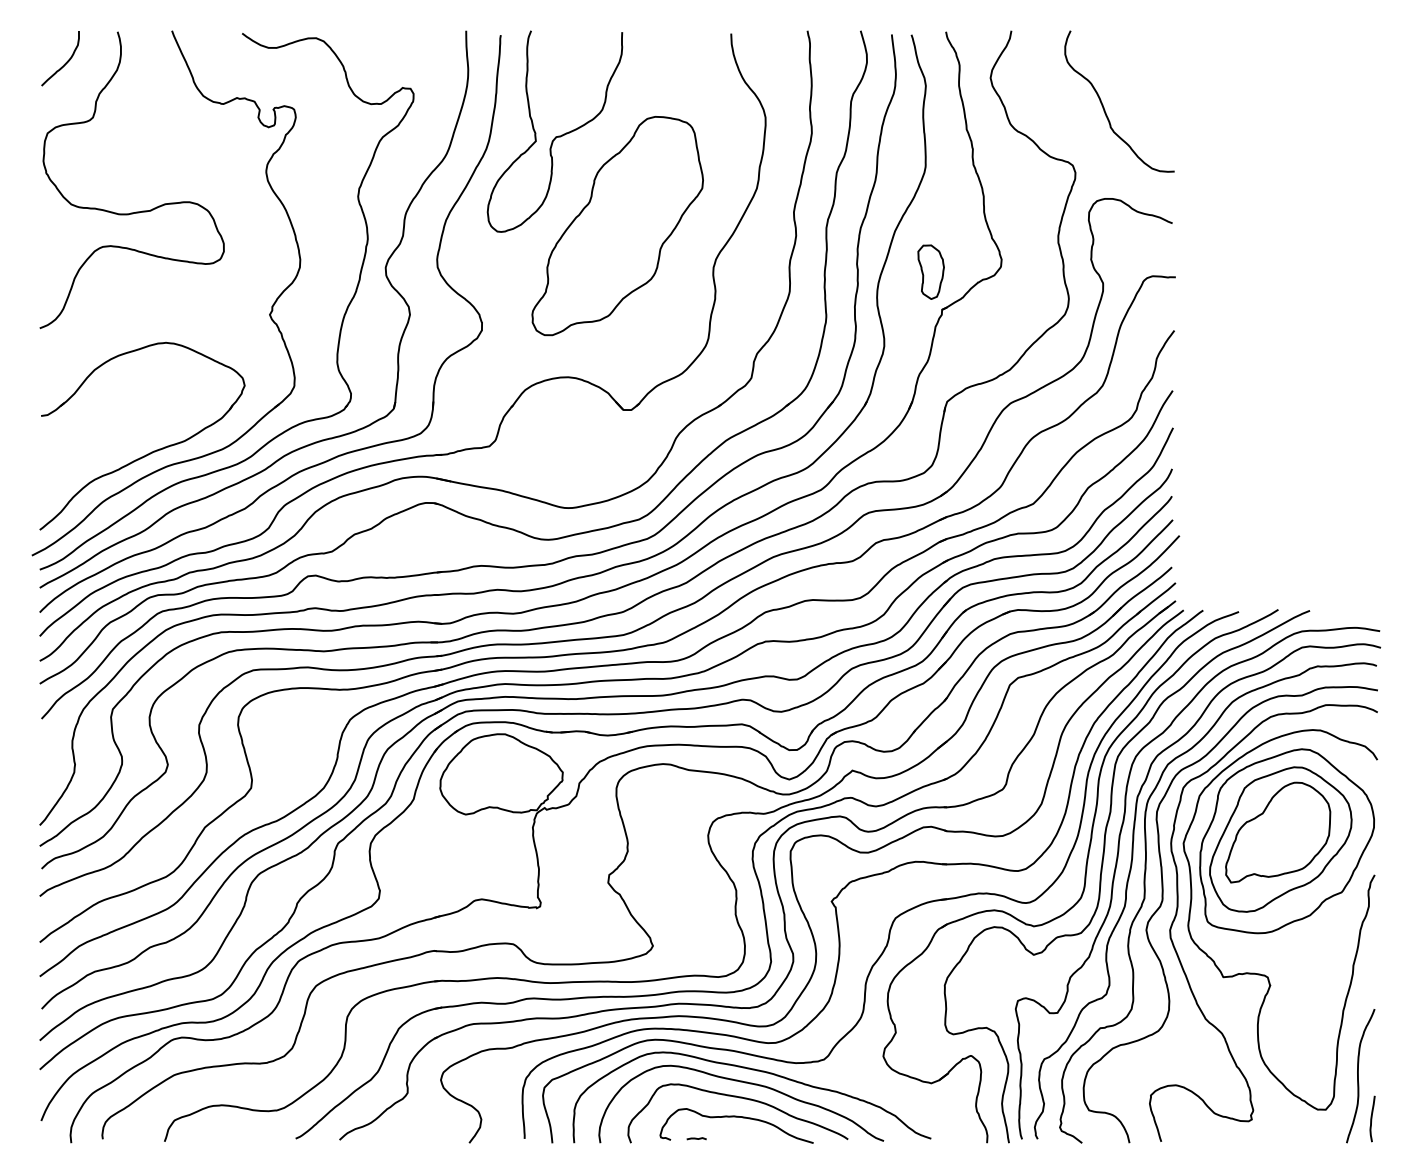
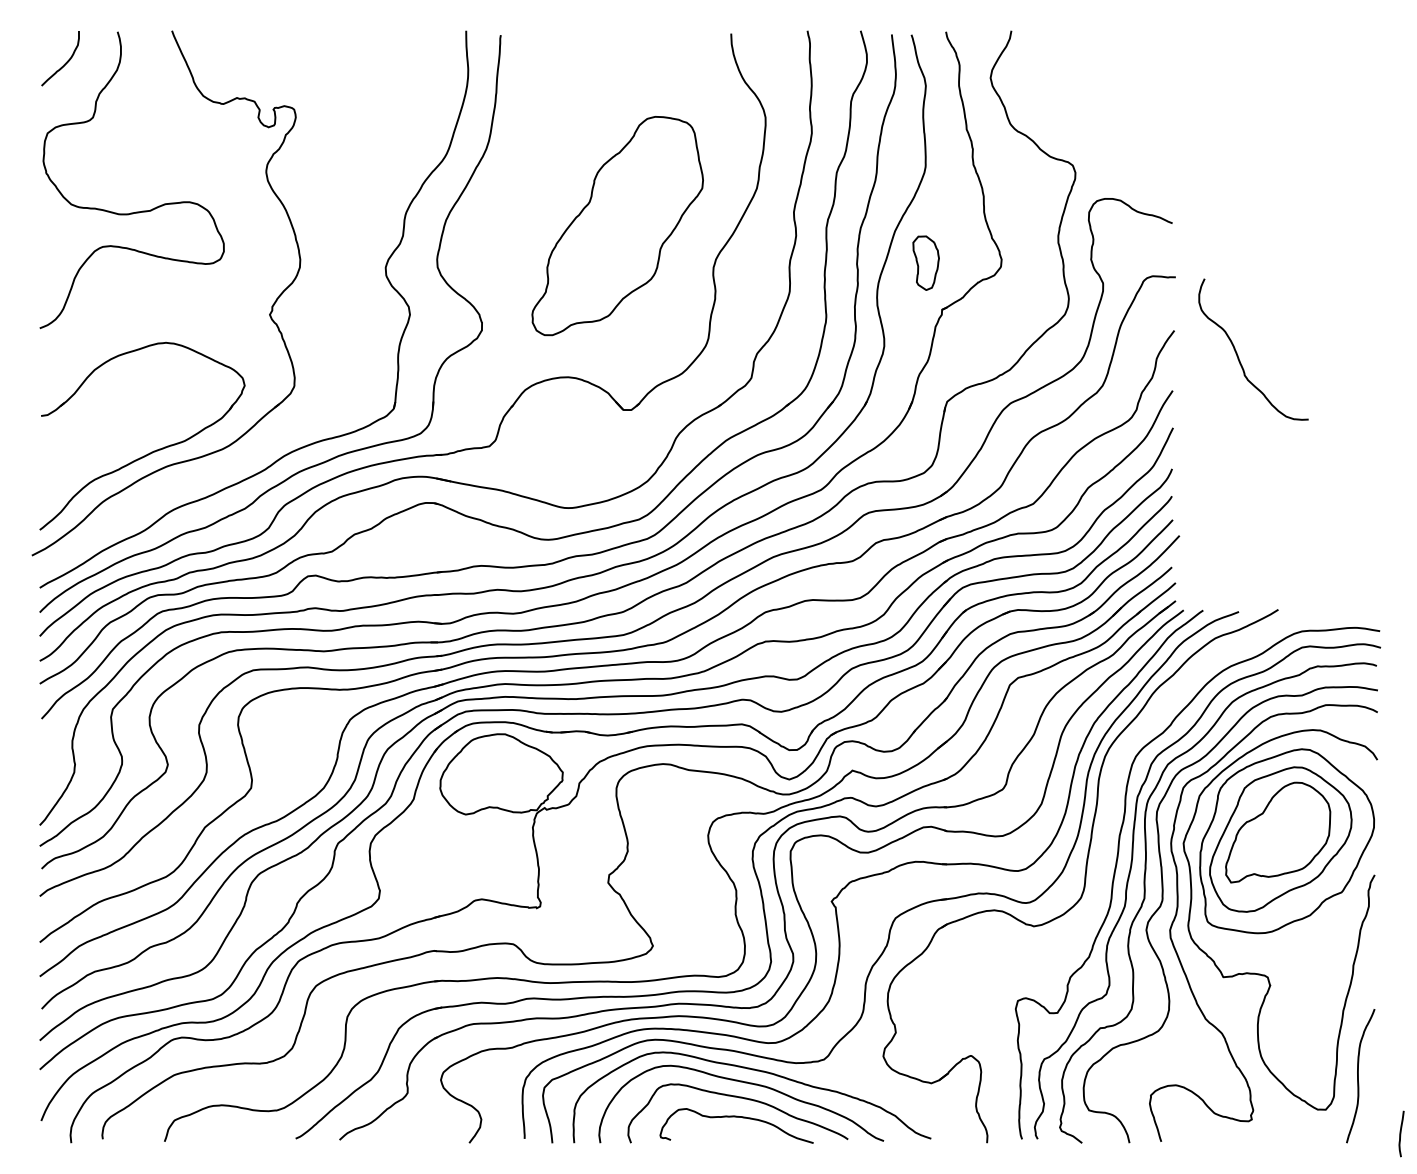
curve position: (1105, 109) -> (1239, 357) (1239, 357)
curve: present -> none (555, 136)
part position: (930, 271) -> (925, 262) (925, 262)
part: present -> none (339, 330)
curve: present -> none (1102, 872)
curve position: (1372, 1118) -> (1401, 1133) (1401, 1133)
line: present -> none (696, 1138)
